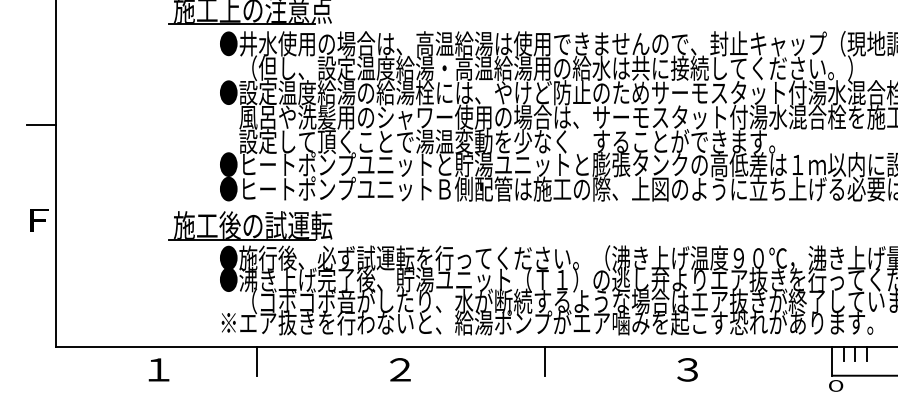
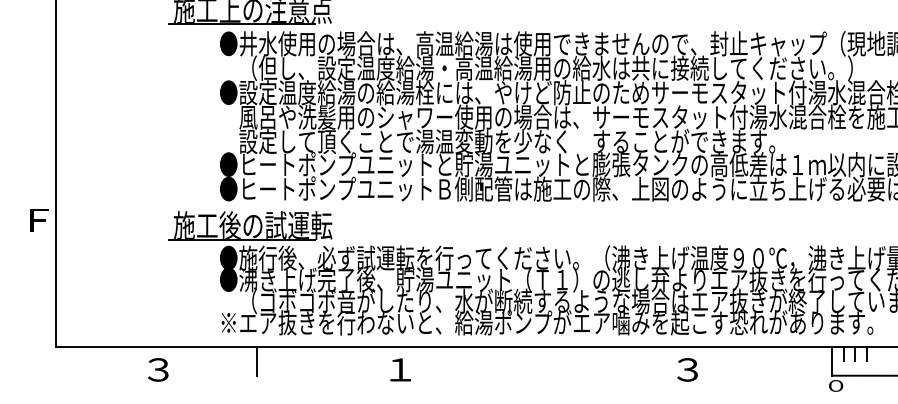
line: present -> none (40, 125)
line: present -> none (544, 360)
text: １ -> ３ (158, 369)
text: ２ -> １ (400, 369)
